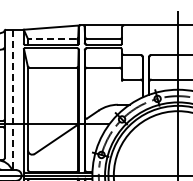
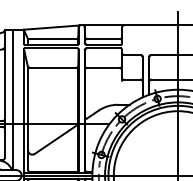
line: dashed -> solid (51, 39)
line: dashed -> solid (13, 100)
